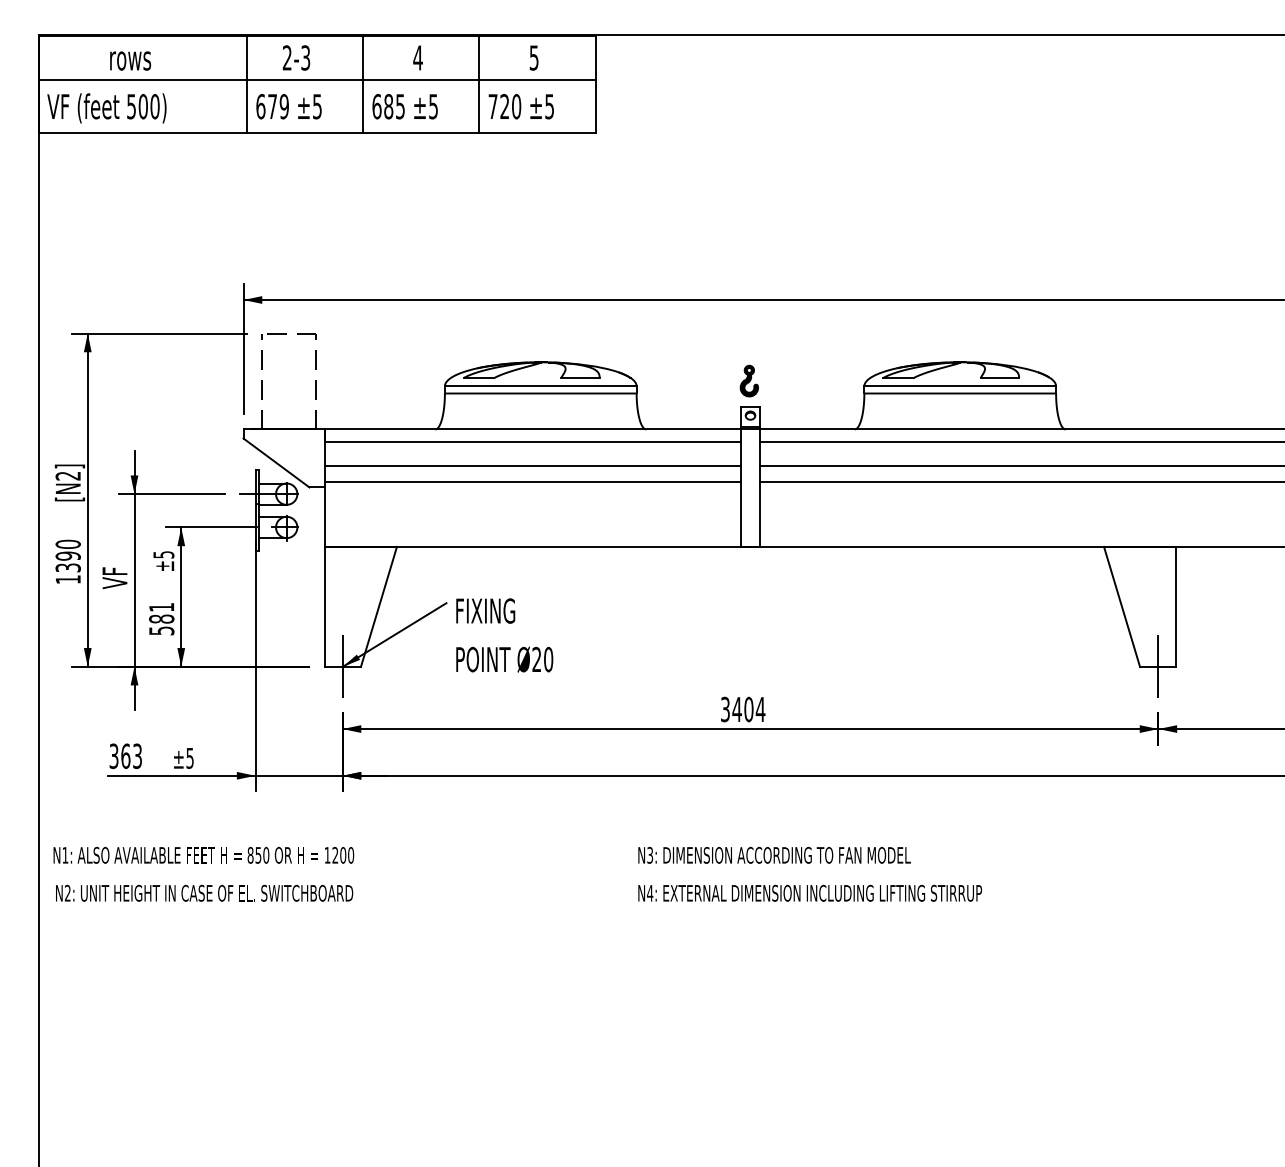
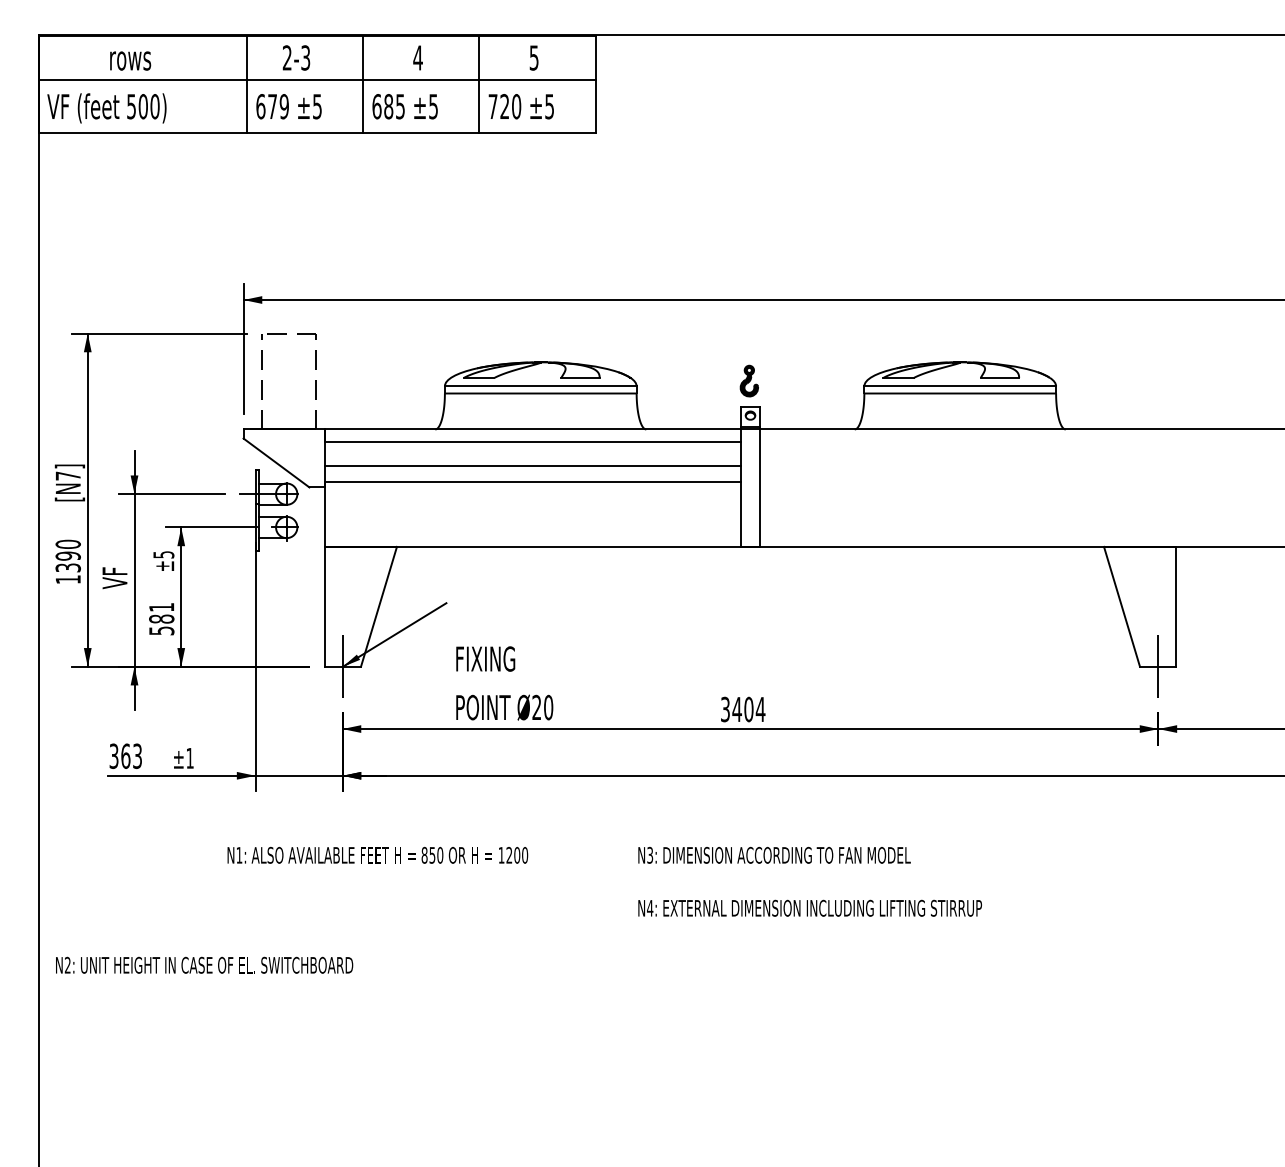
line: present -> none (1020, 441)
line: present -> none (1020, 465)
text: [N2] -> [N7] (67, 475)
line: present -> none (1020, 481)
text position: (504, 635) -> (504, 683) (504, 683)
text: ±5 -> ±1 (189, 758)
text position: (203, 854) -> (377, 854) (377, 854)
text position: (204, 892) -> (204, 964) (204, 964)
text position: (809, 892) -> (809, 907) (809, 907)
